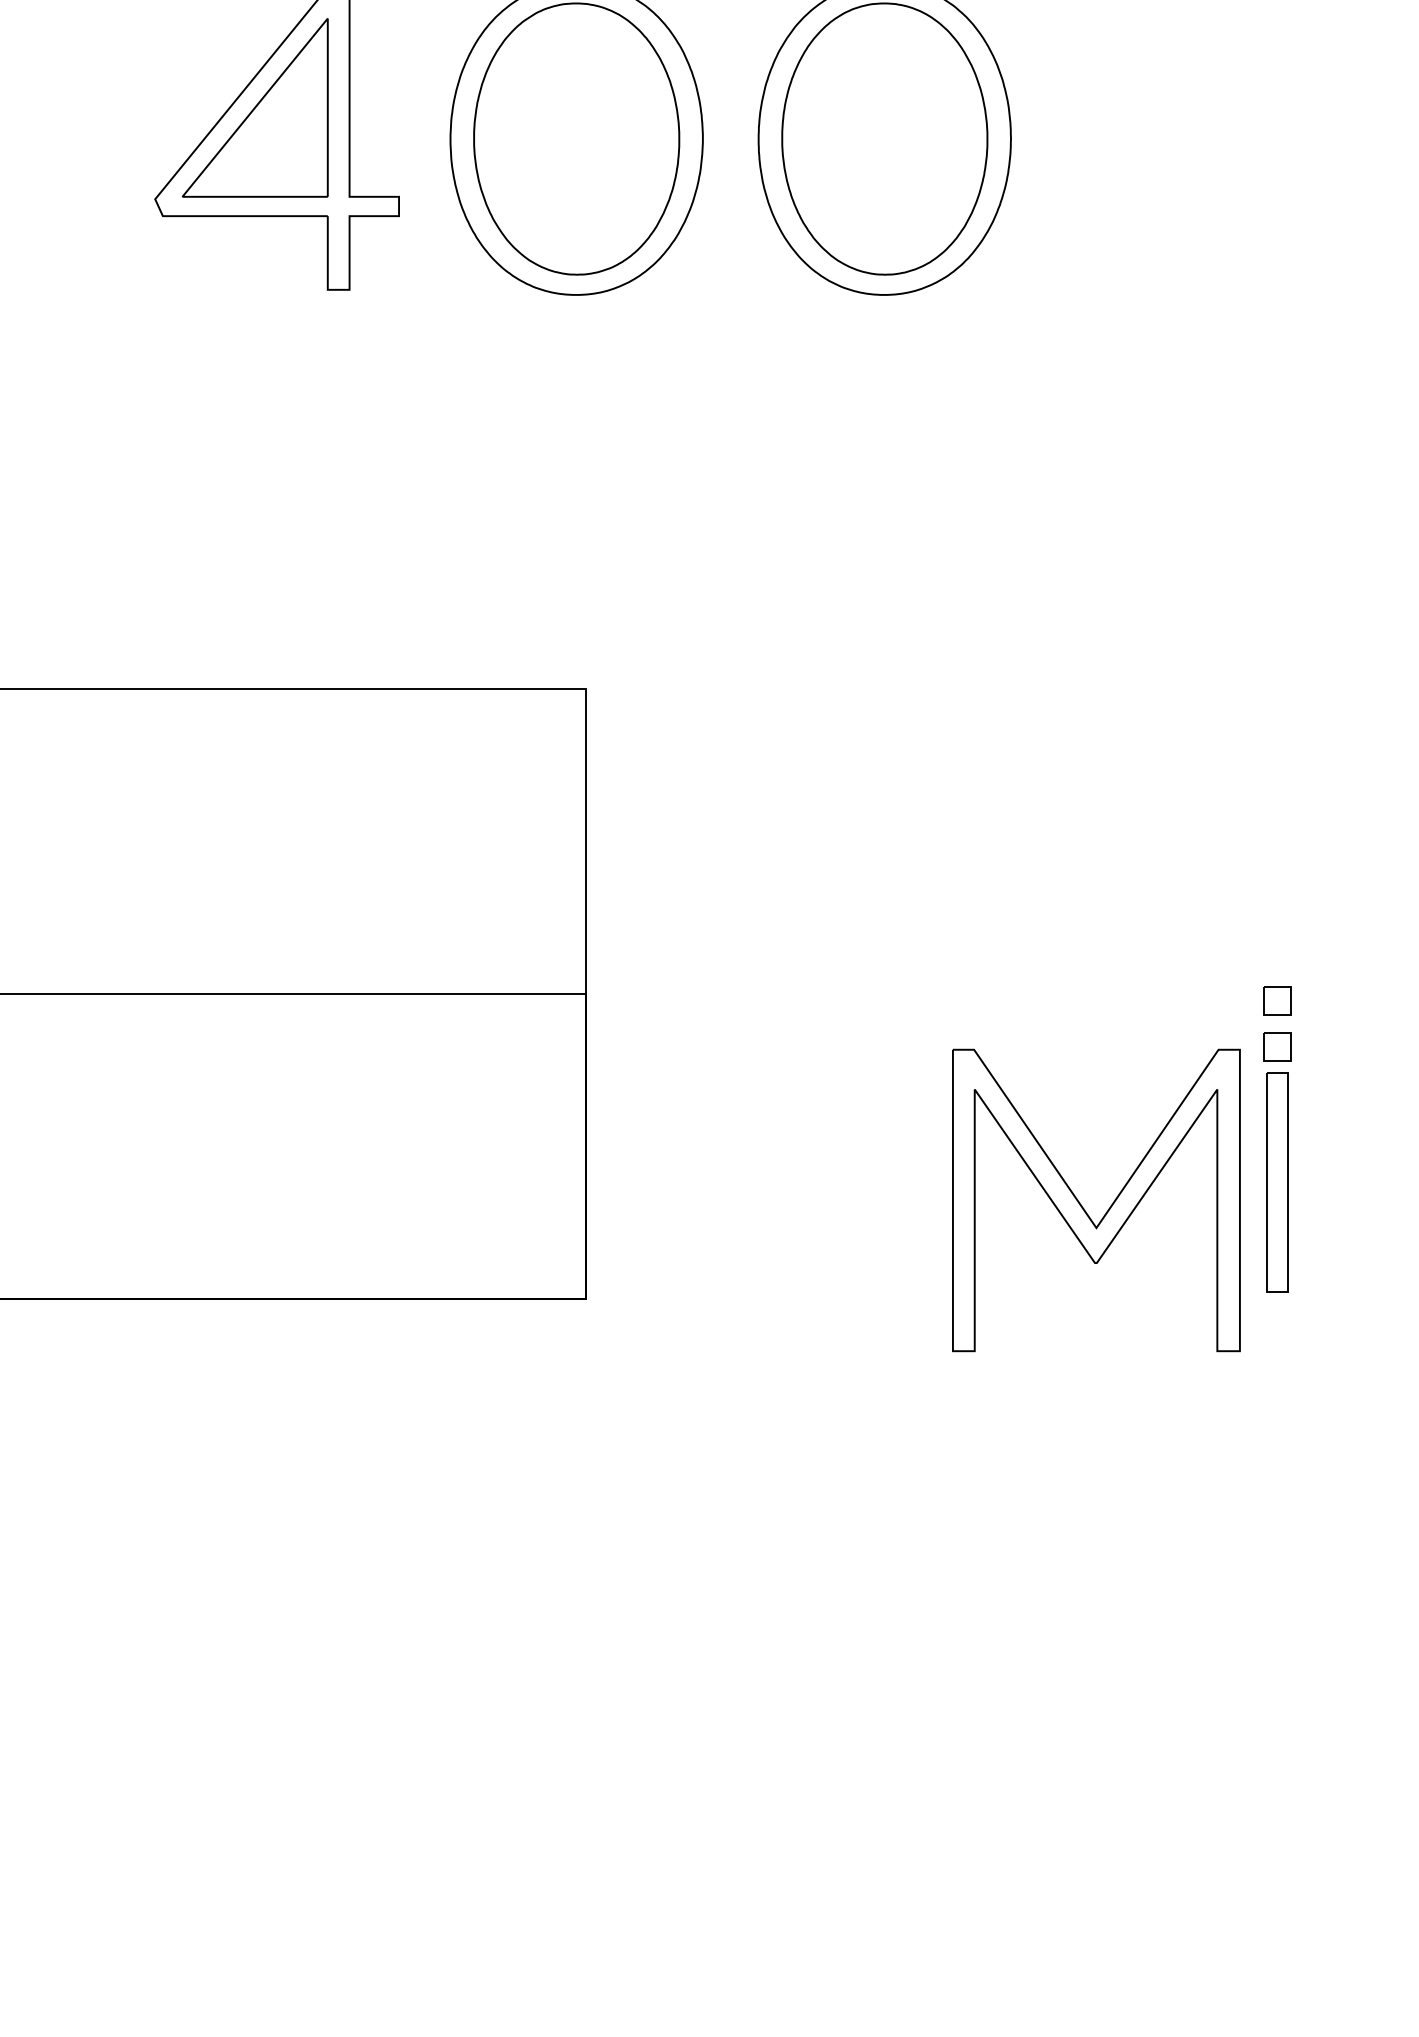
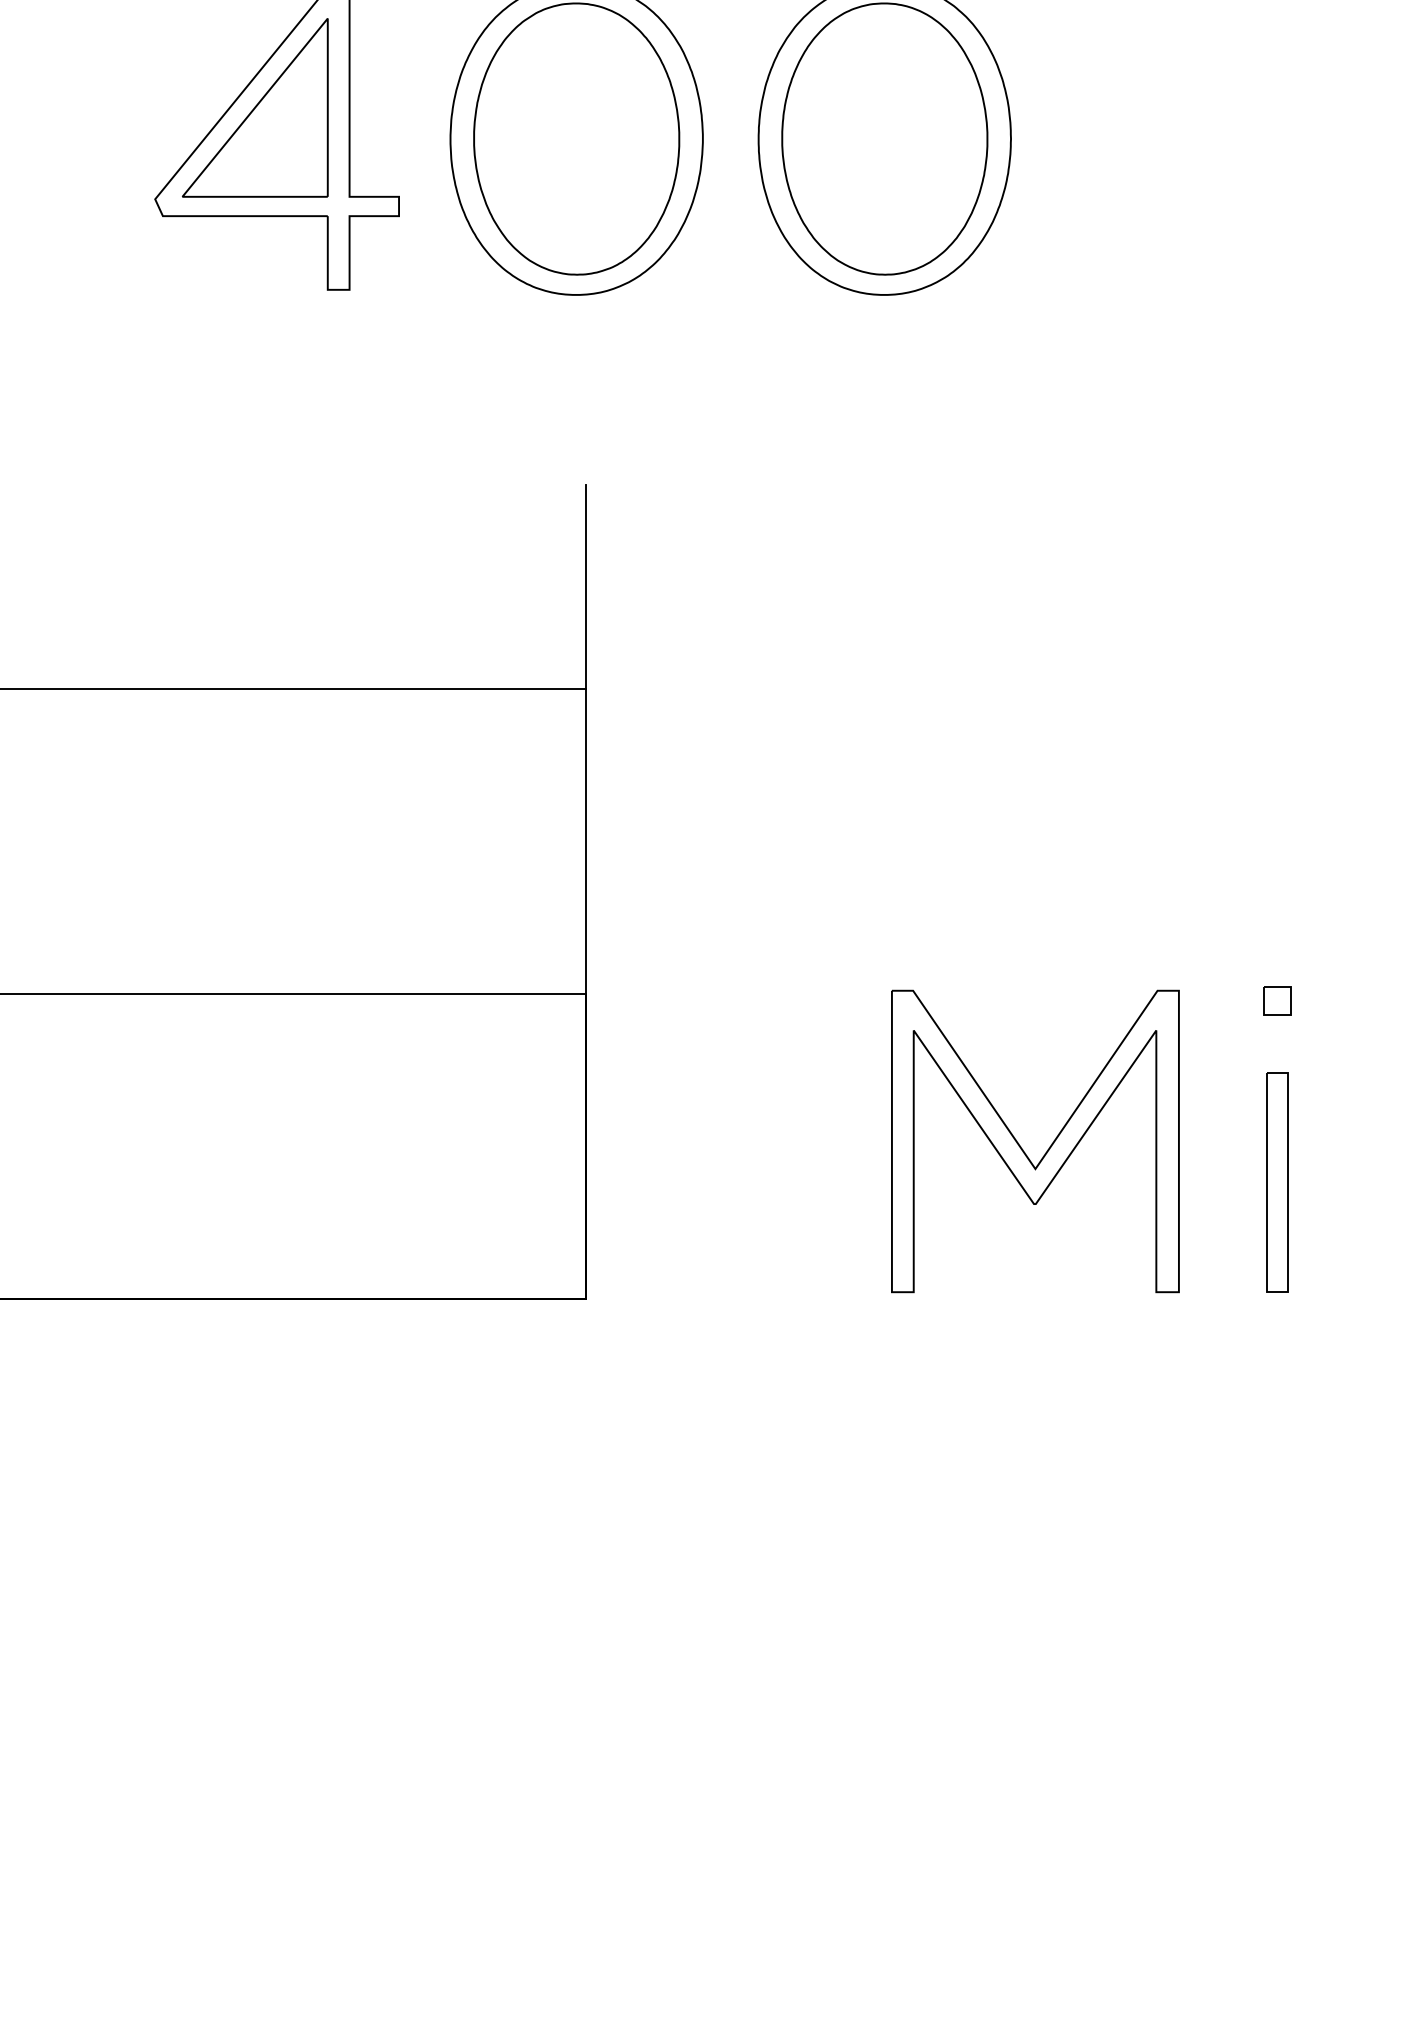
line: none -> present (586, 586)
part: present -> none (1277, 1046)
part position: (1084, 1208) -> (1023, 1149) (1023, 1149)
